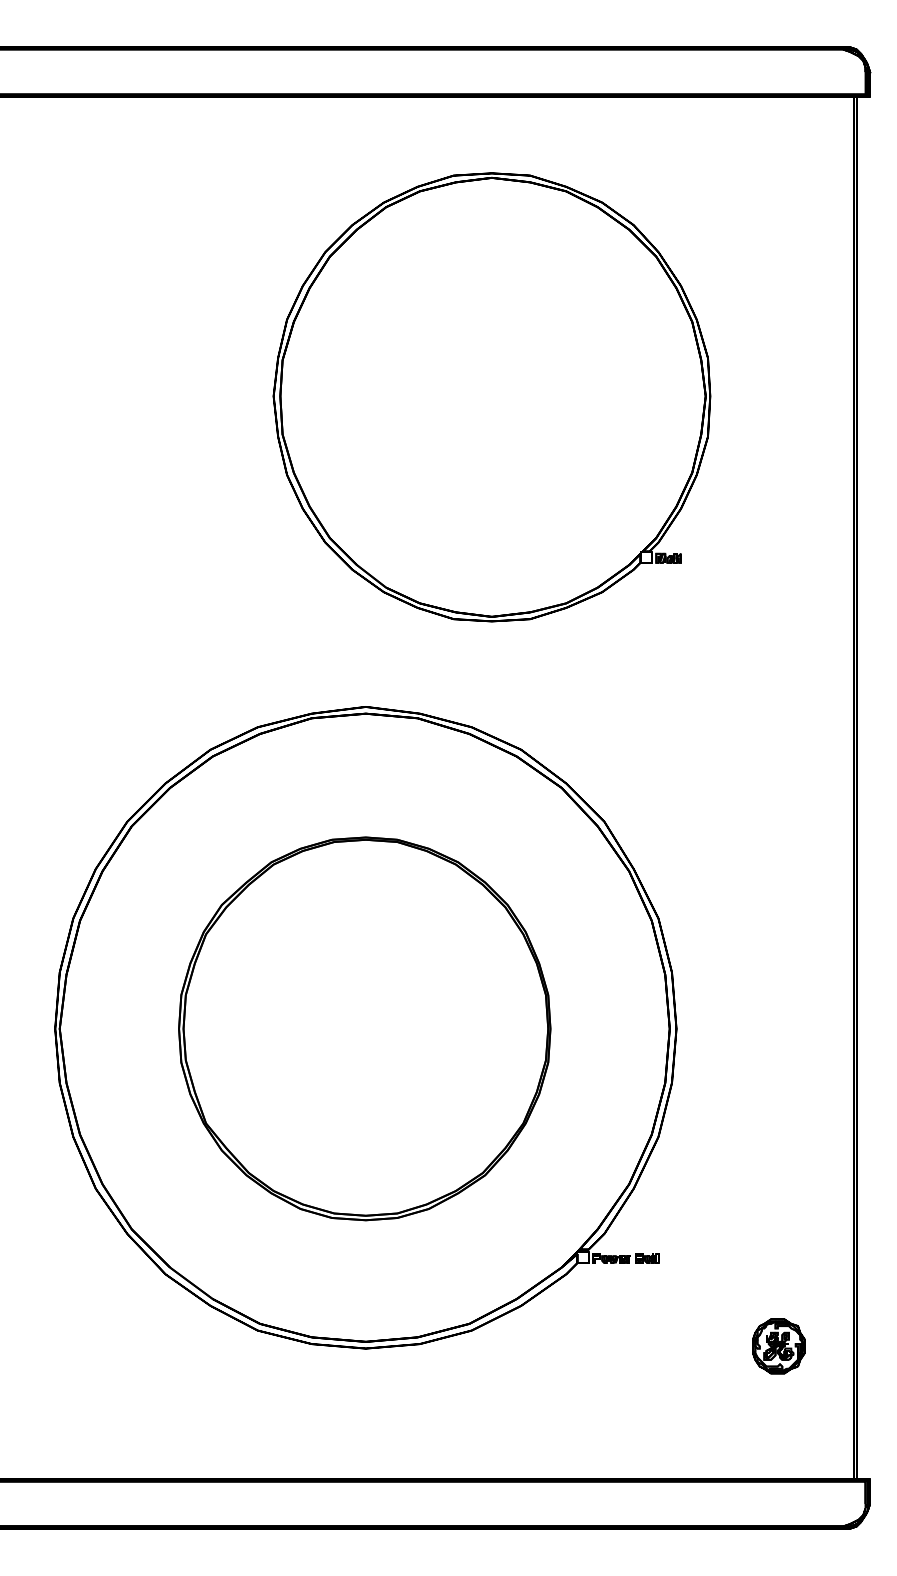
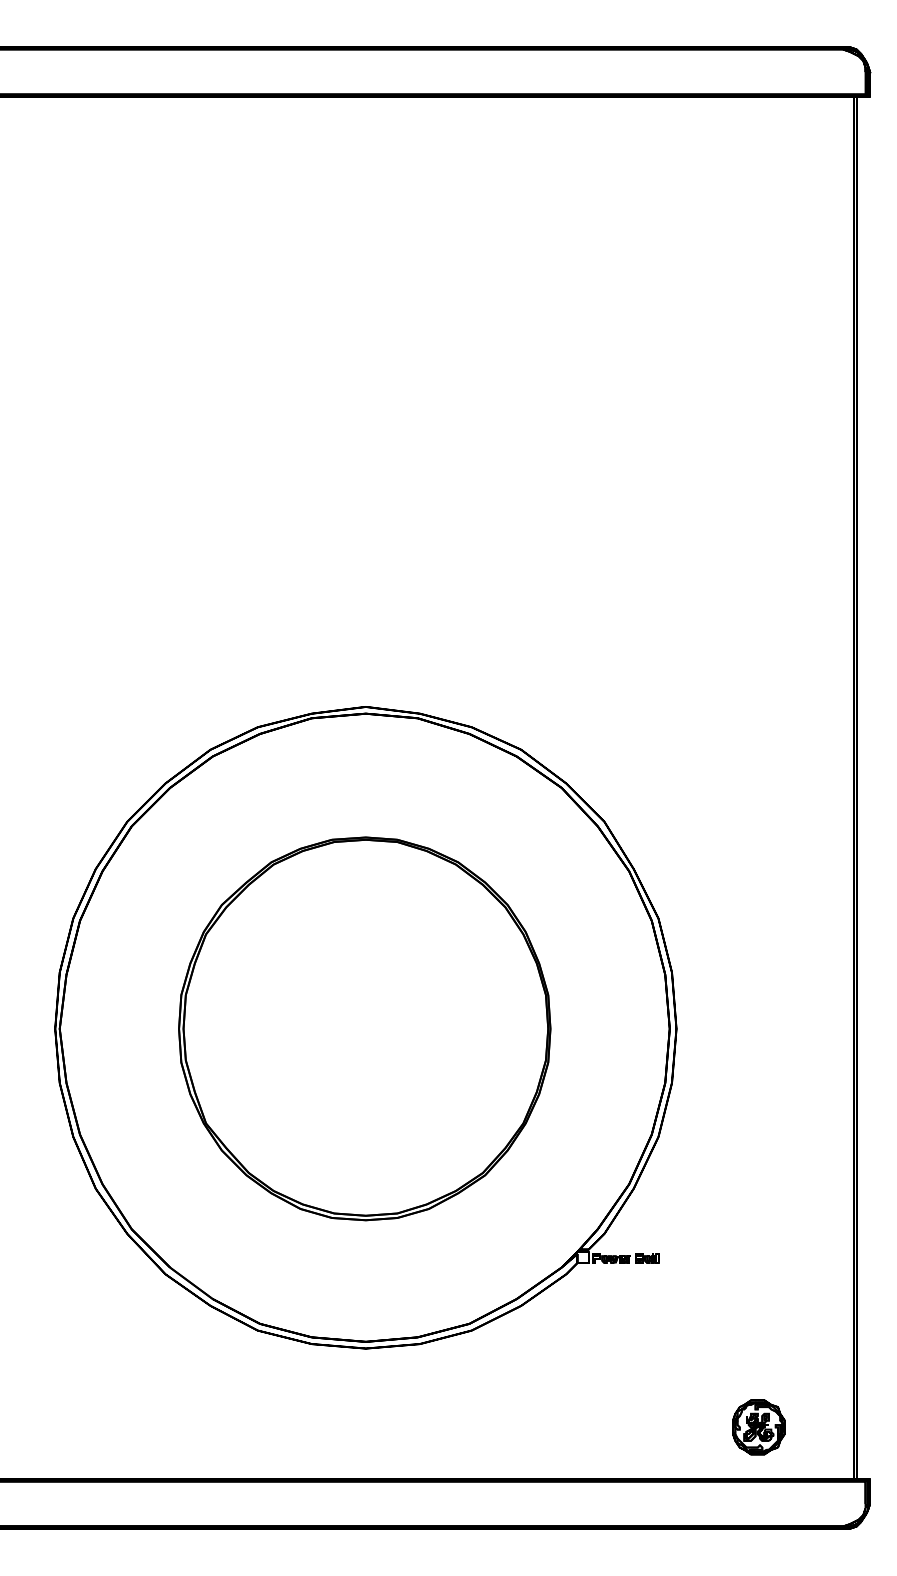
part: present -> none (491, 397)
part position: (778, 1346) -> (758, 1427) (758, 1427)
